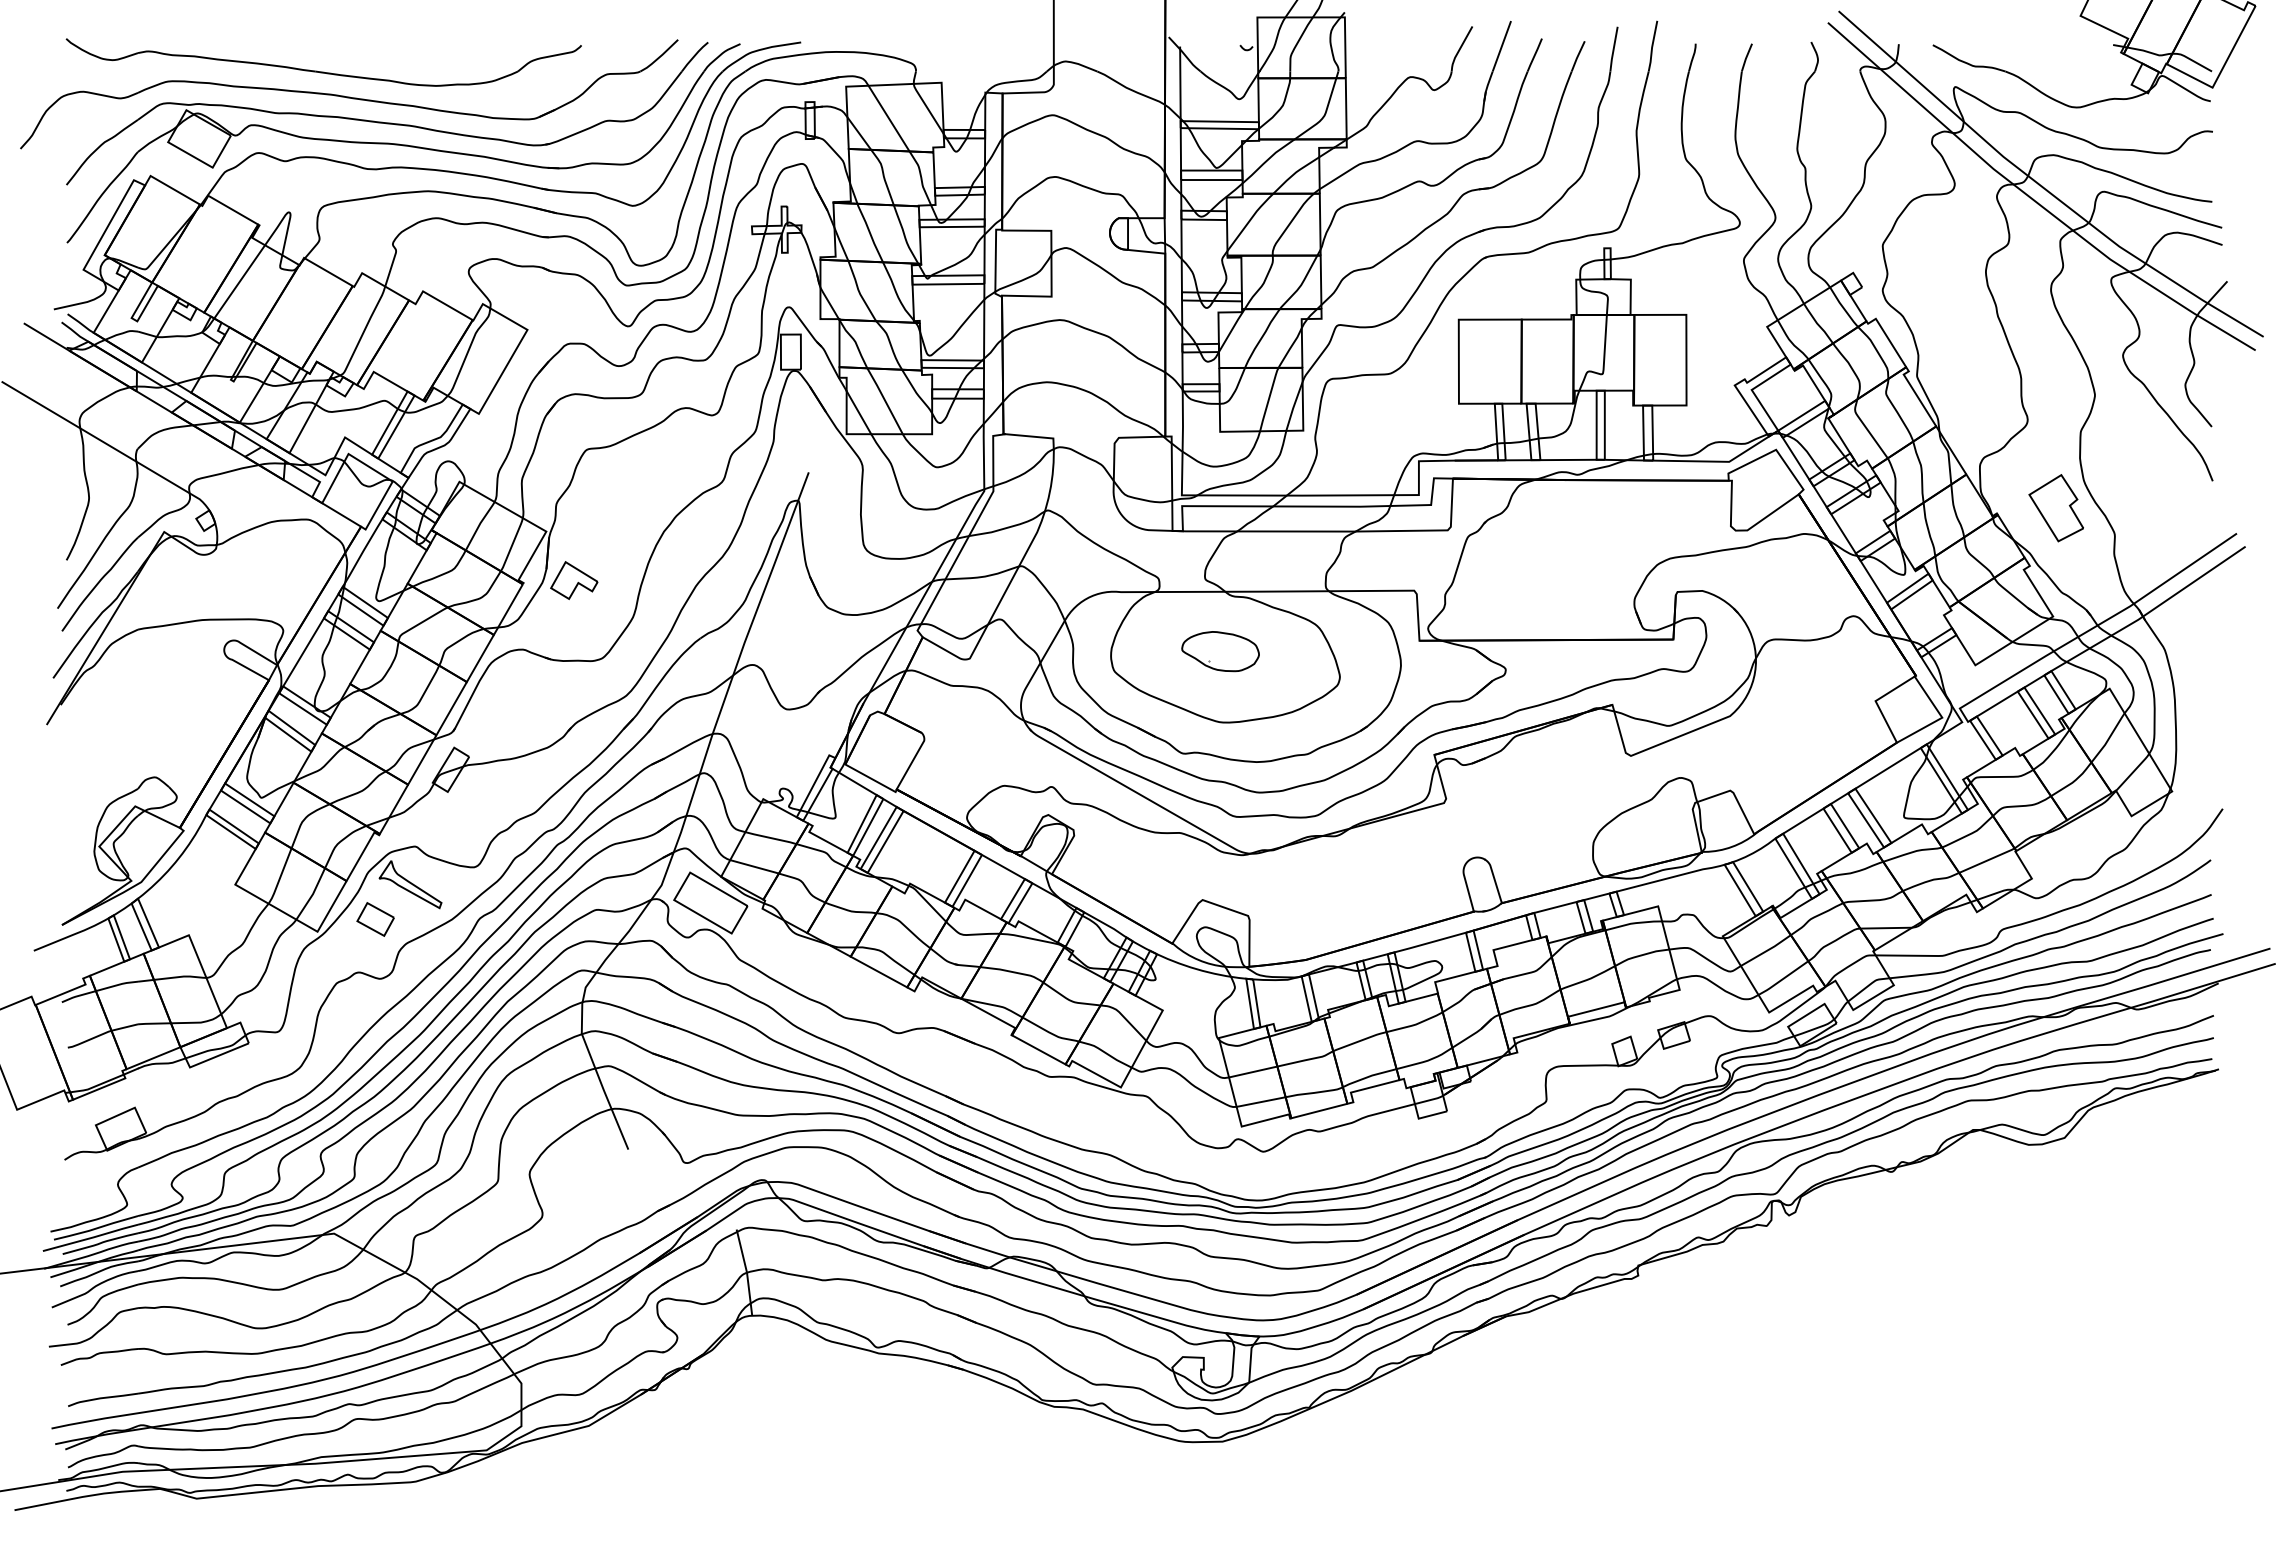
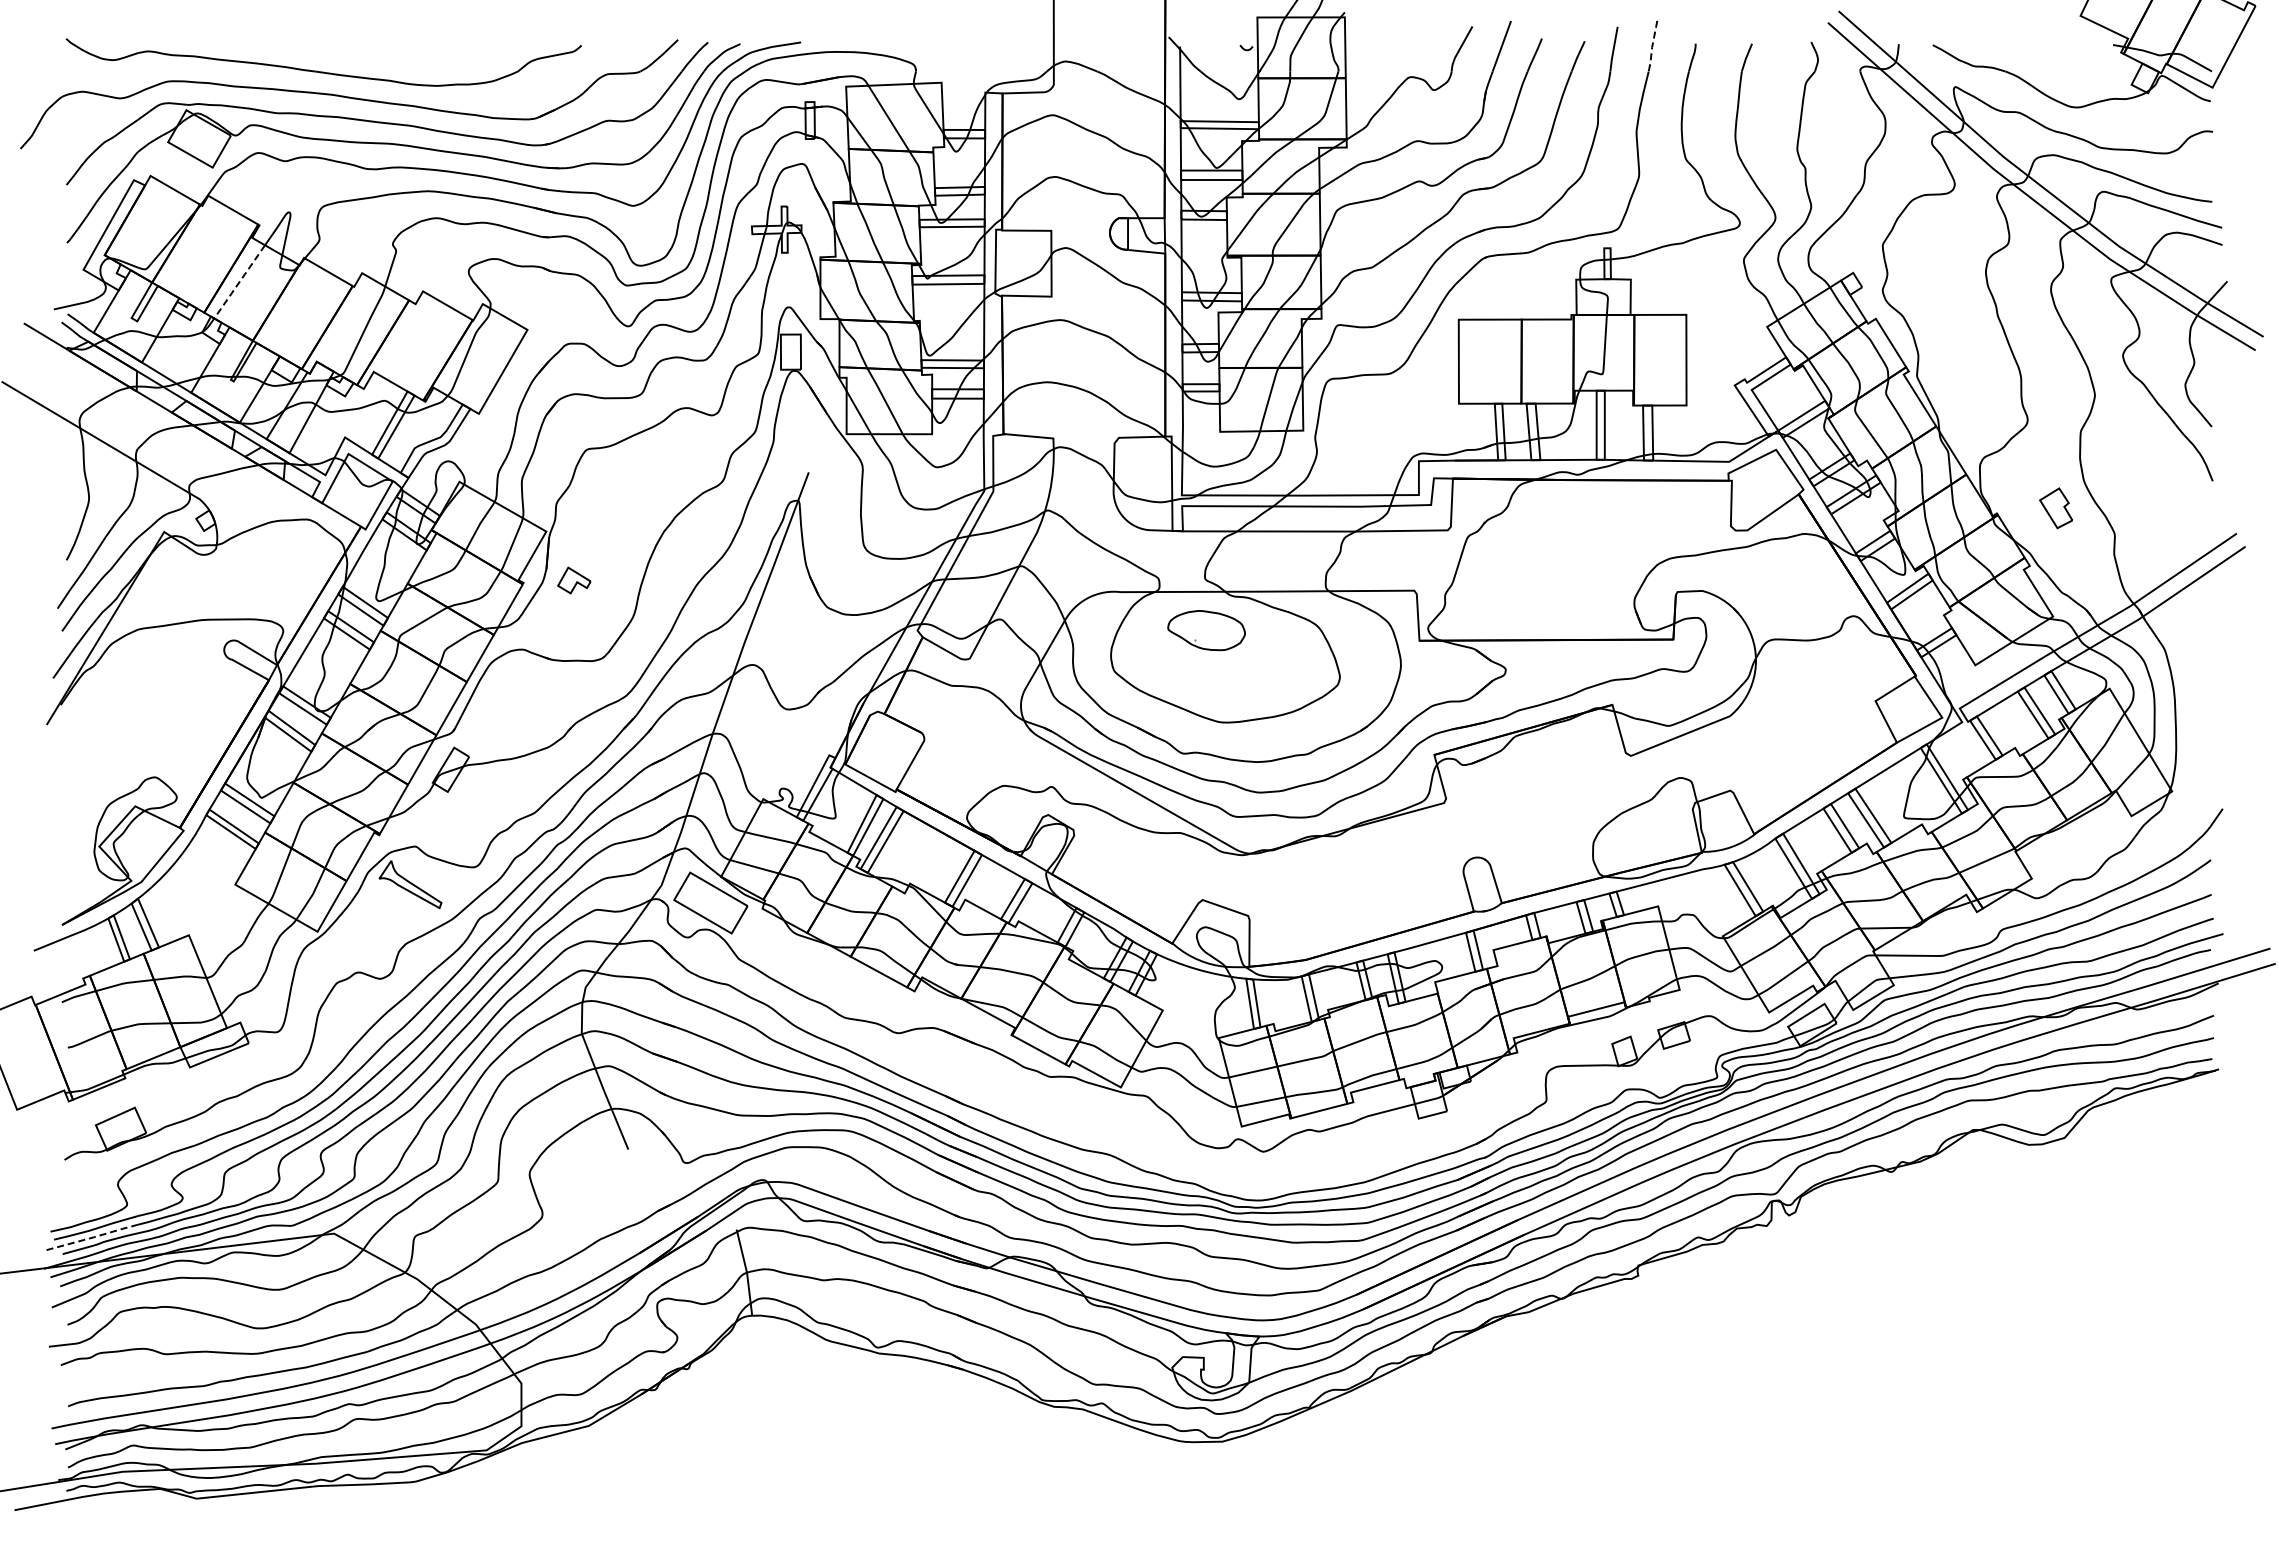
line: solid -> dashed (1652, 47)
line: solid -> dashed (239, 281)
part size: 56x69 px -> 34x43 px (2055, 508)
part size: 49x39 px -> 35x29 px (574, 580)
part position: (1220, 651) -> (1206, 630) (1206, 630)
part: present -> none (375, 919)
line: solid -> dashed (91, 1237)
